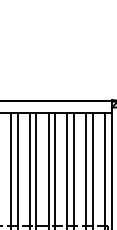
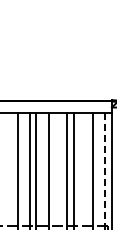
line: present -> none (11, 169)
line: present -> none (55, 169)
line: present -> none (86, 169)
line: solid -> dashed (104, 171)
